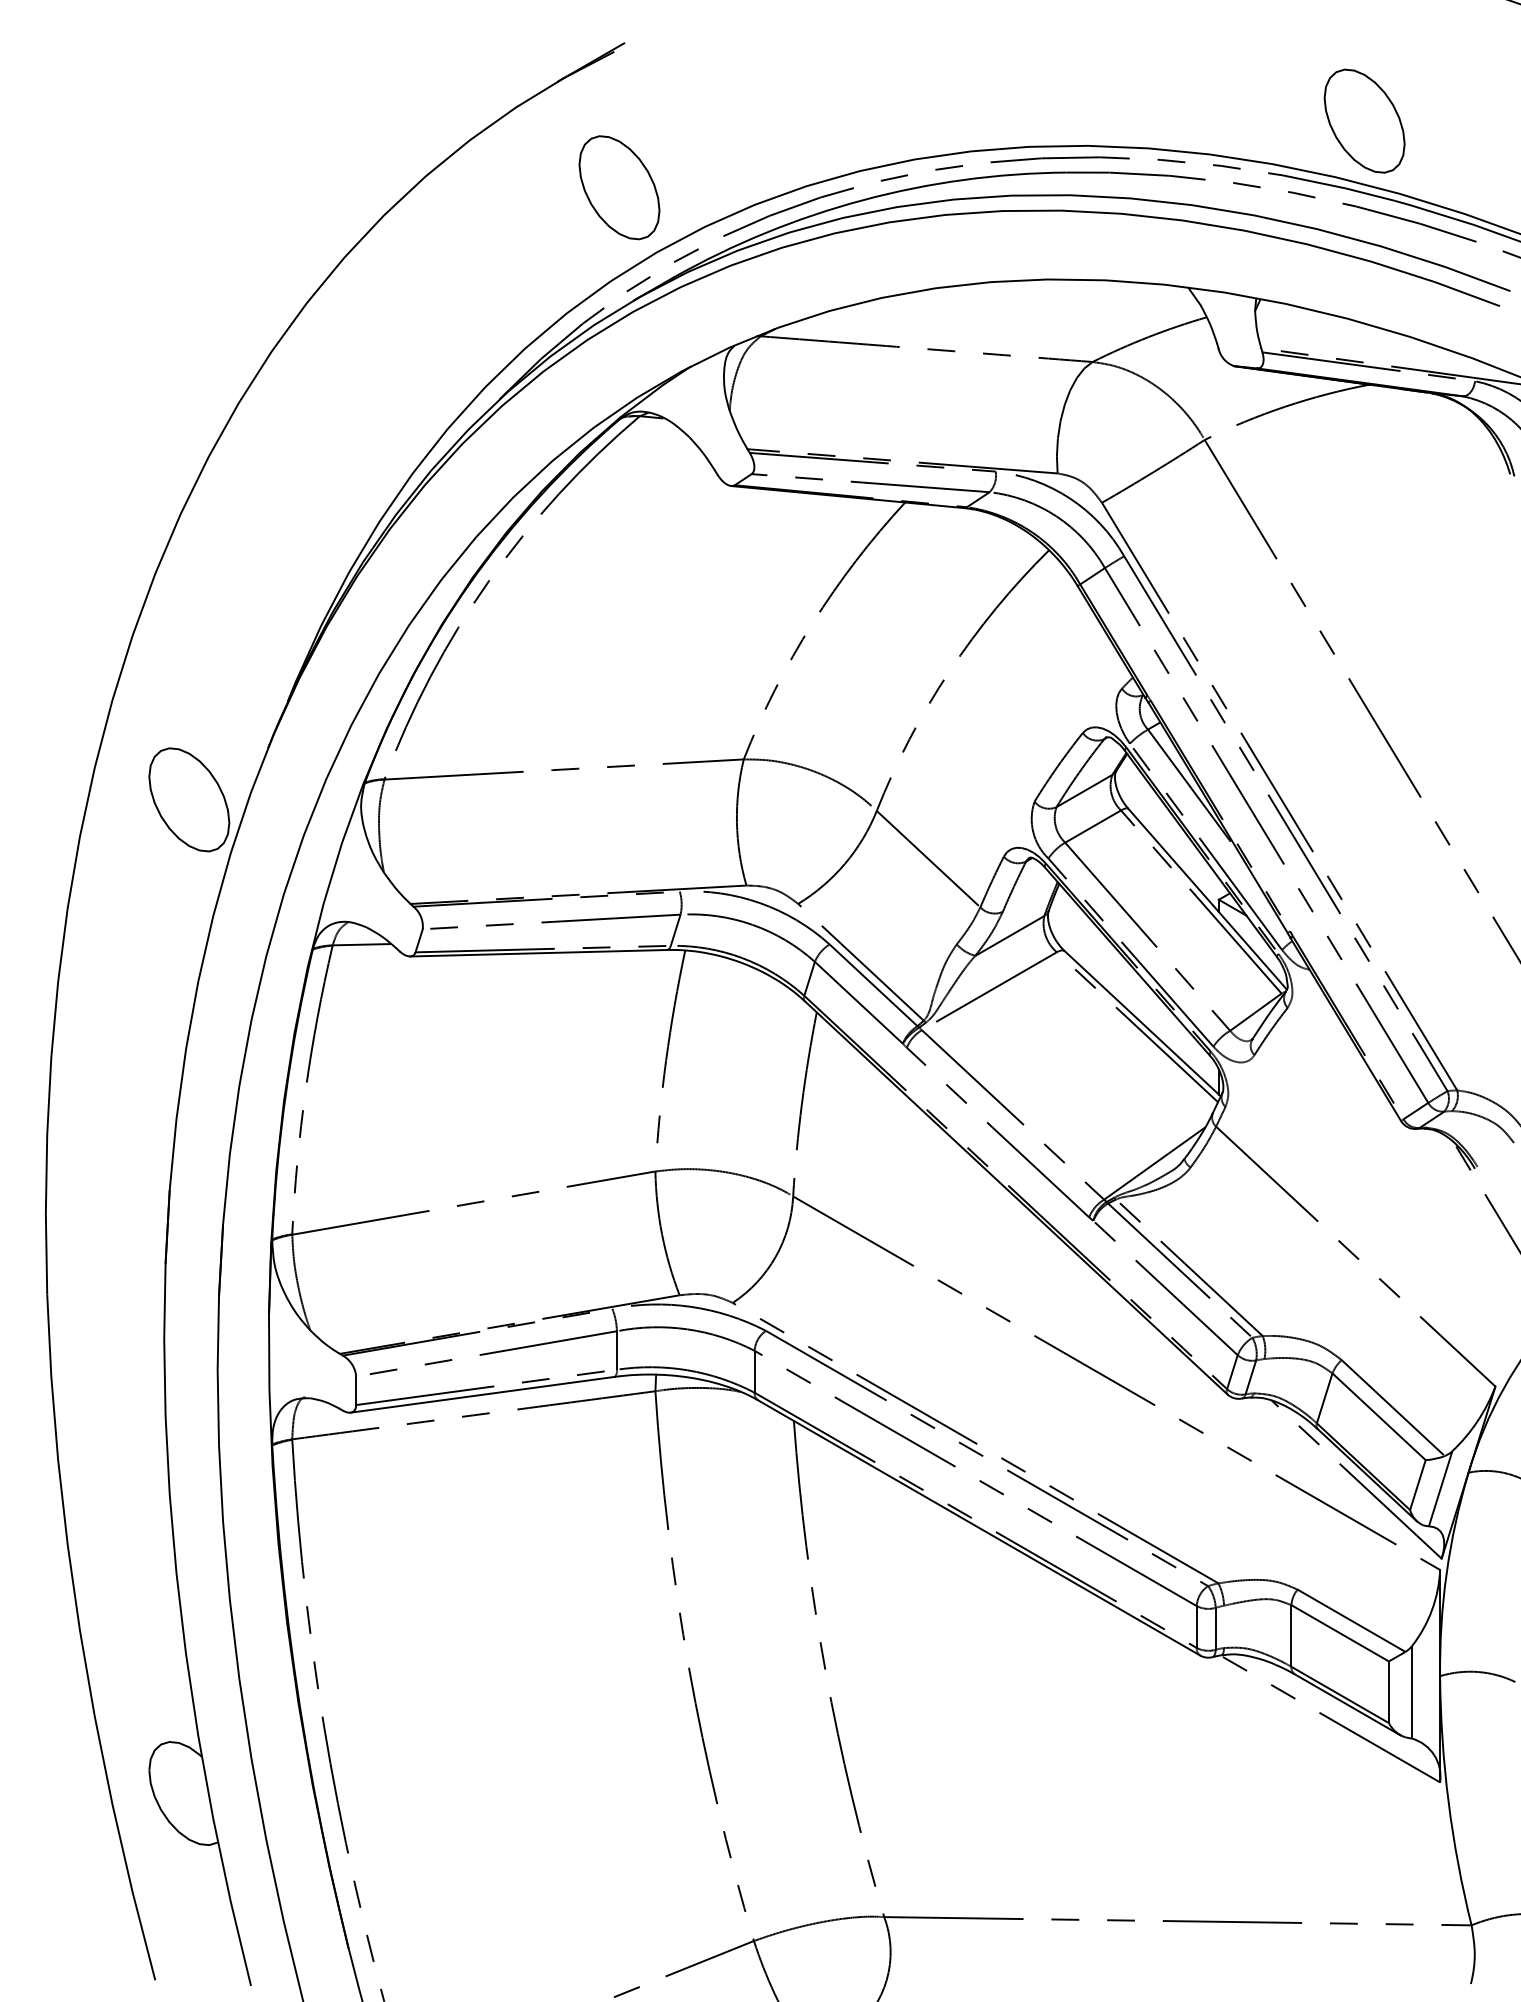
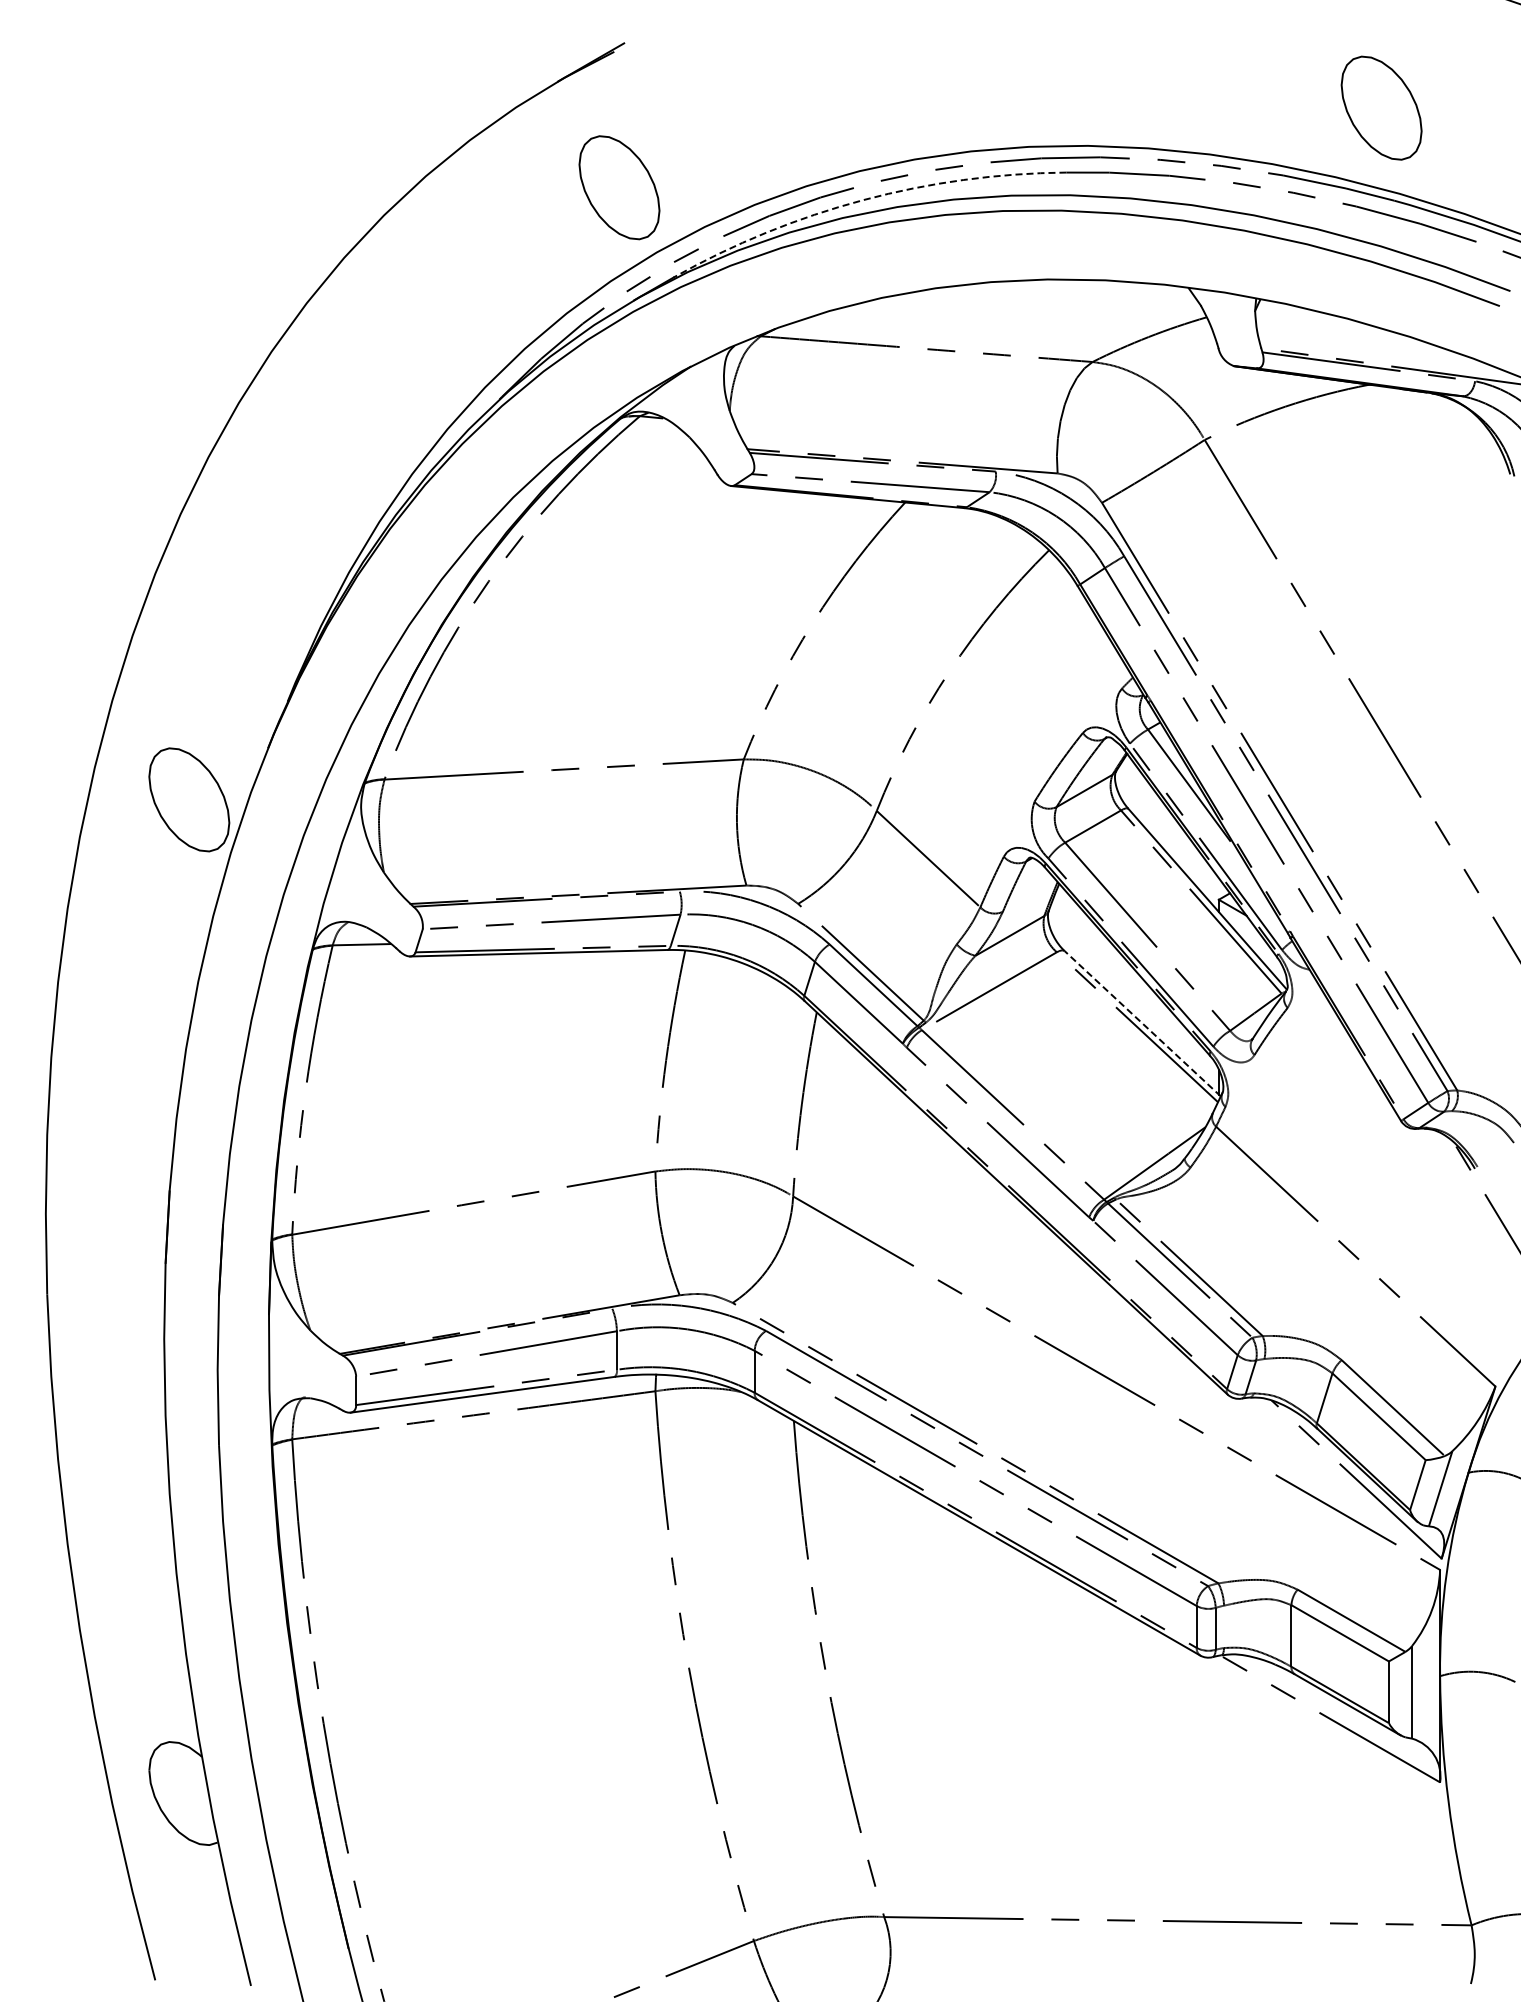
part position: (1364, 120) -> (1381, 107) (1381, 107)
arc: solid -> dashed (863, 200)
line: solid -> dashed (1142, 1023)
